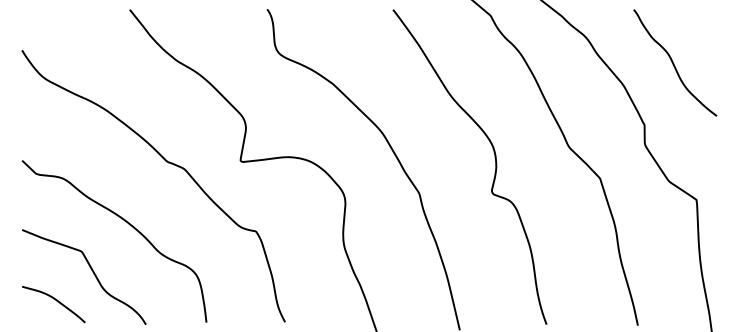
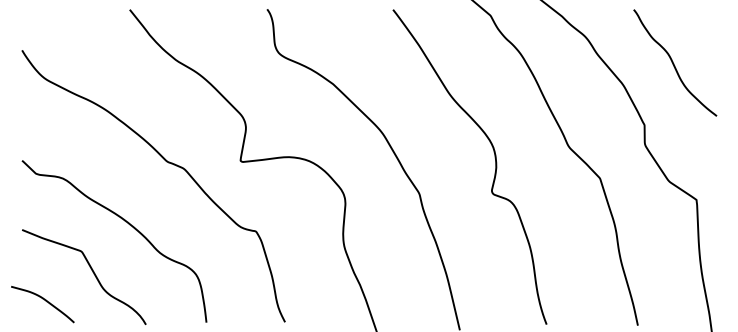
curve position: (56, 301) -> (45, 301) (45, 301)
